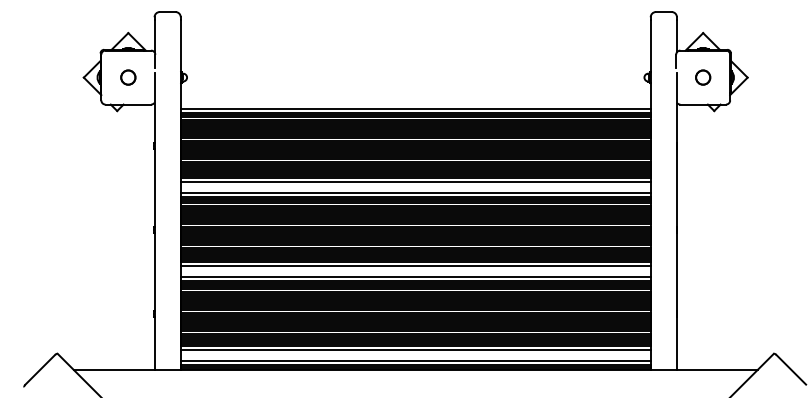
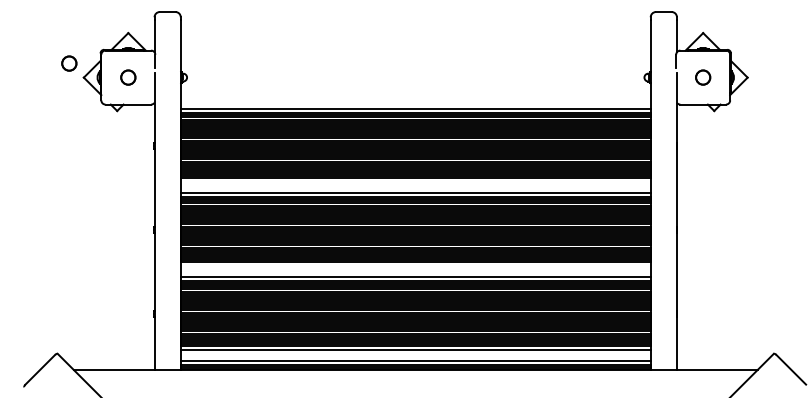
circle: none -> present (69, 63)
line: present -> none (415, 182)
line: present -> none (415, 266)
